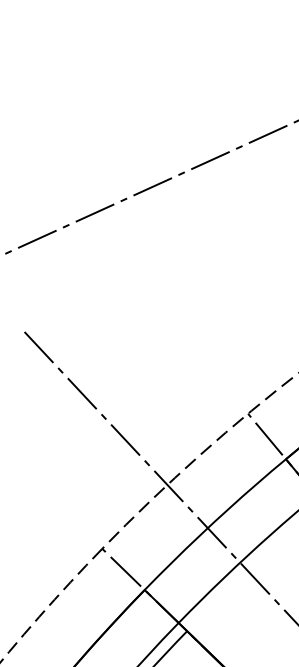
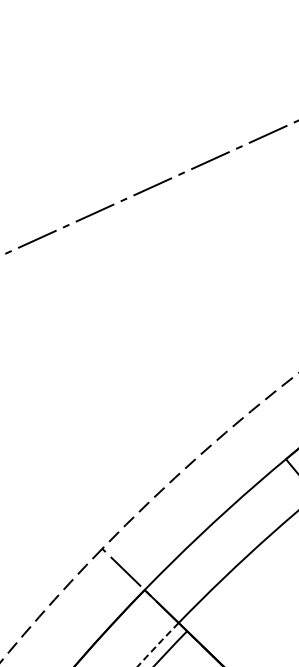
line: present -> none (271, 441)
line: present -> none (159, 477)
arc: solid -> dashed (157, 645)
